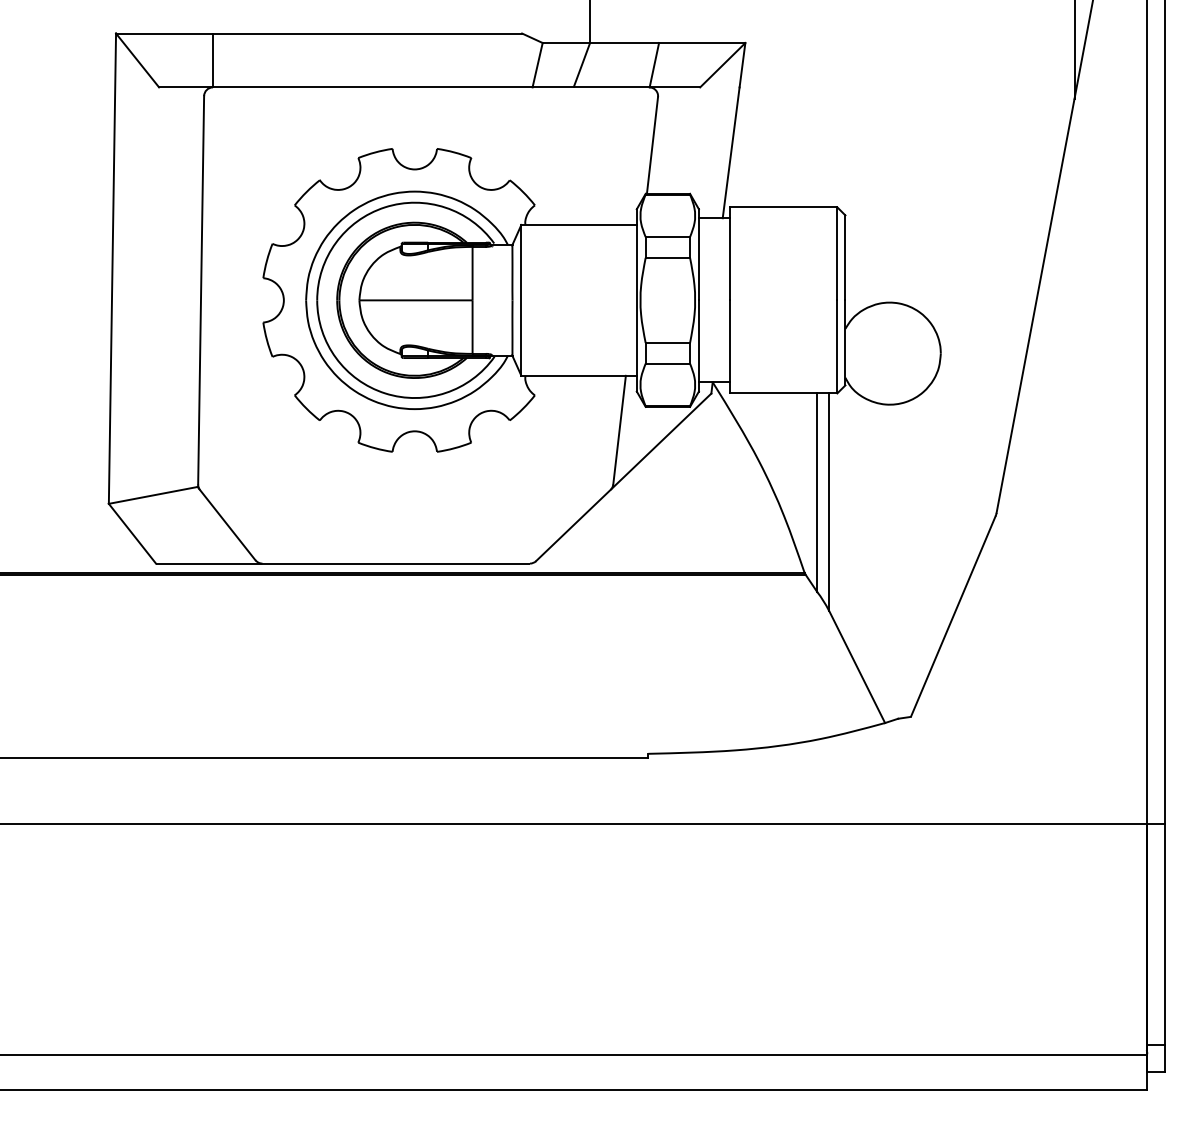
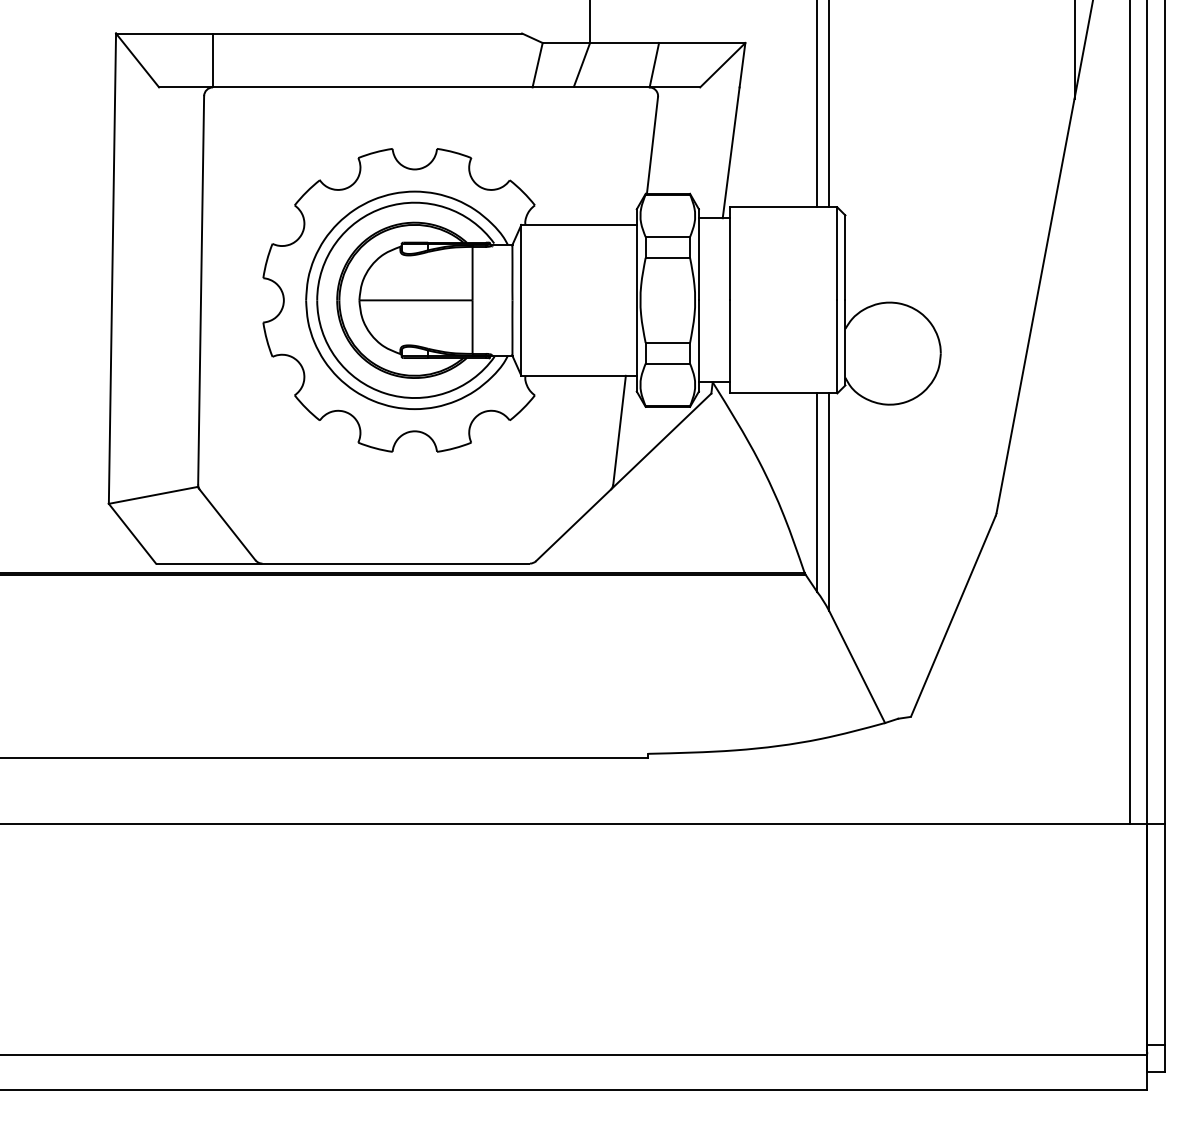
line: none -> present (817, 104)
line: none -> present (829, 104)
line: none -> present (1129, 413)
